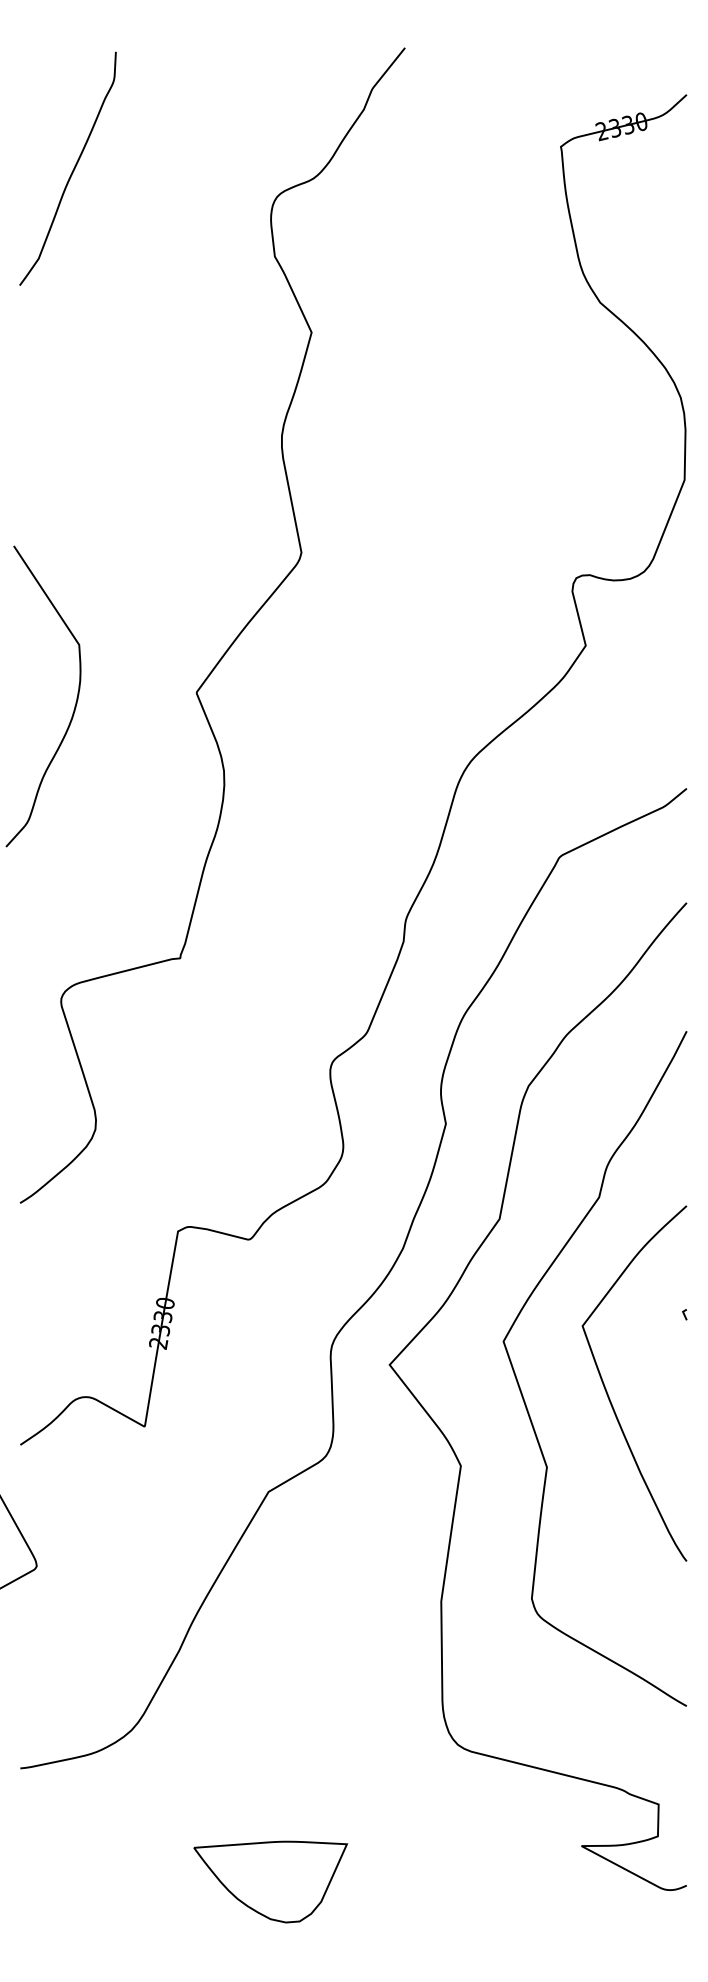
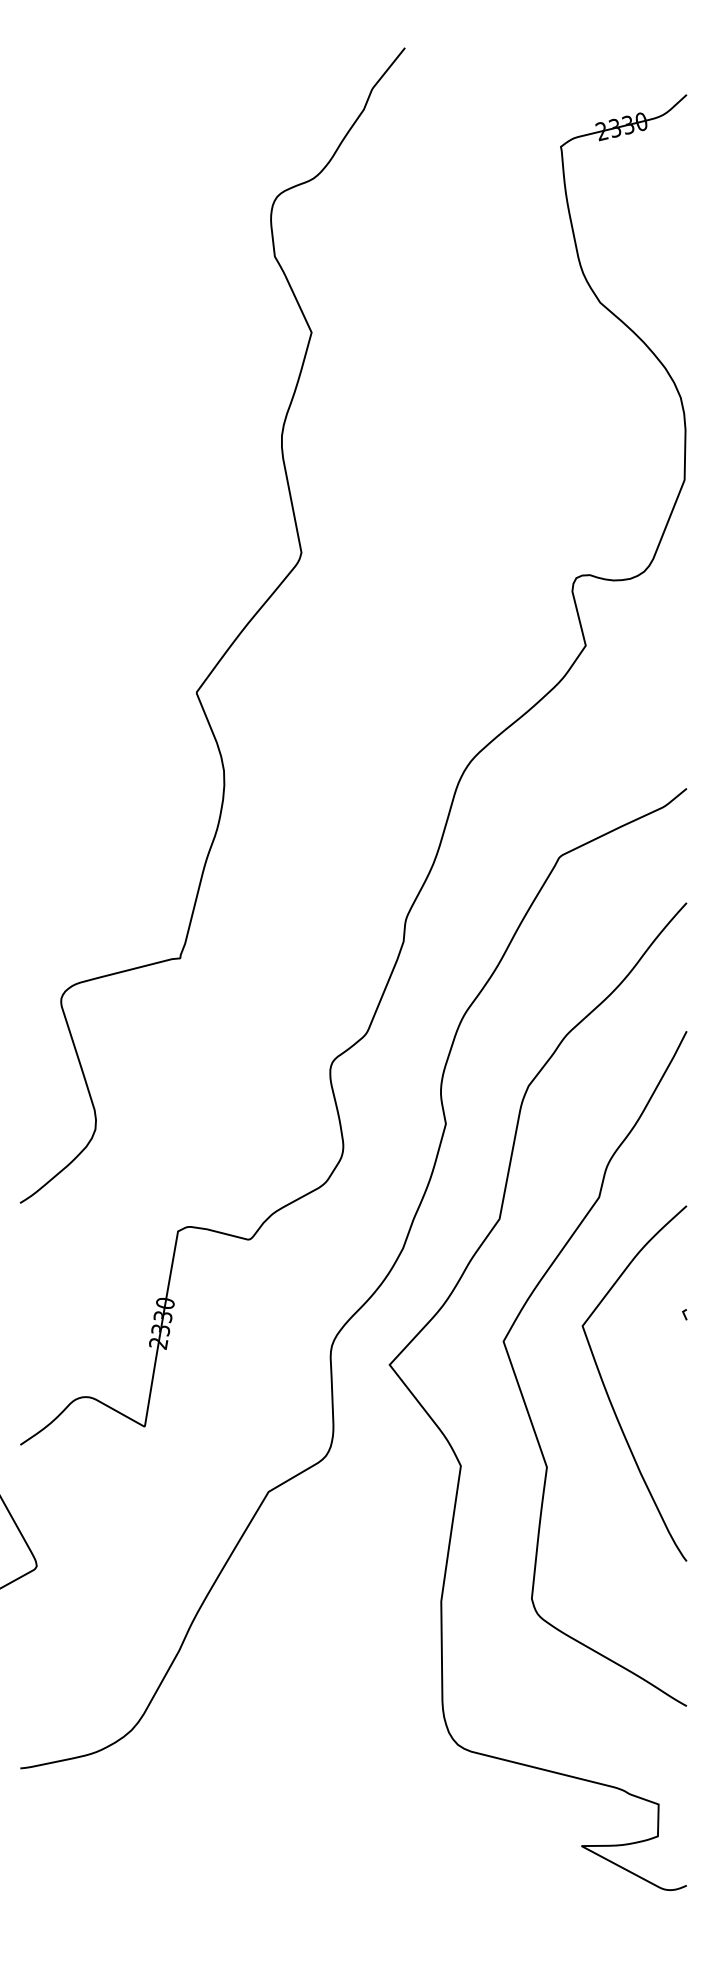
curve: present -> none (72, 170)
curve: present -> none (75, 702)
part: present -> none (270, 1881)
